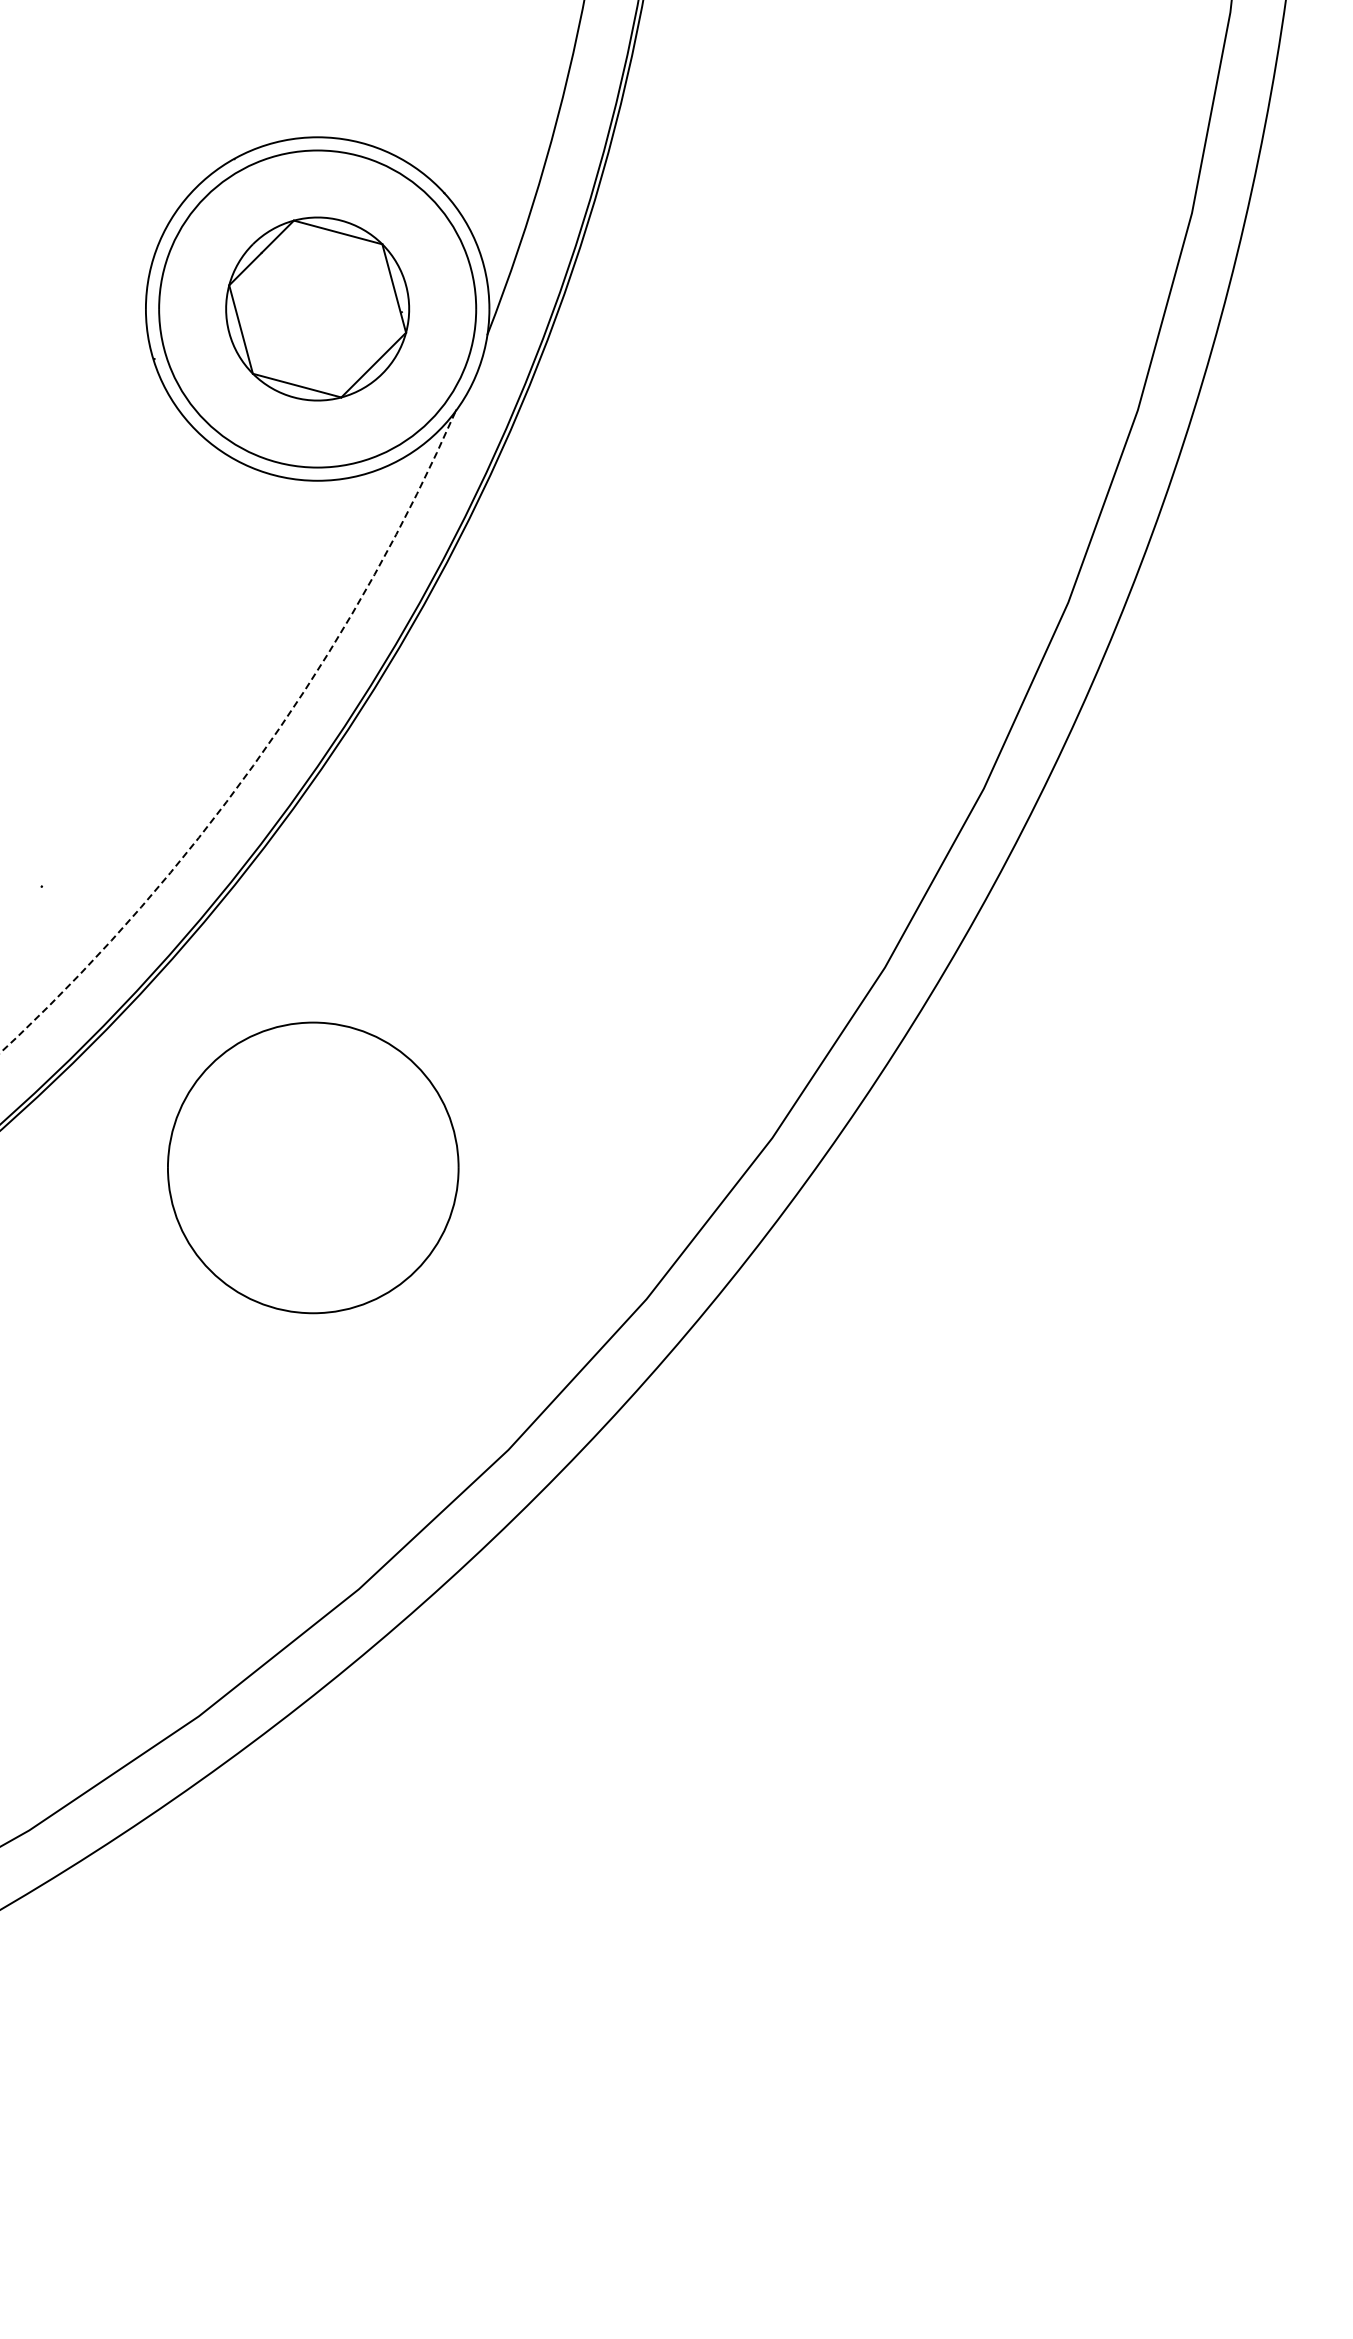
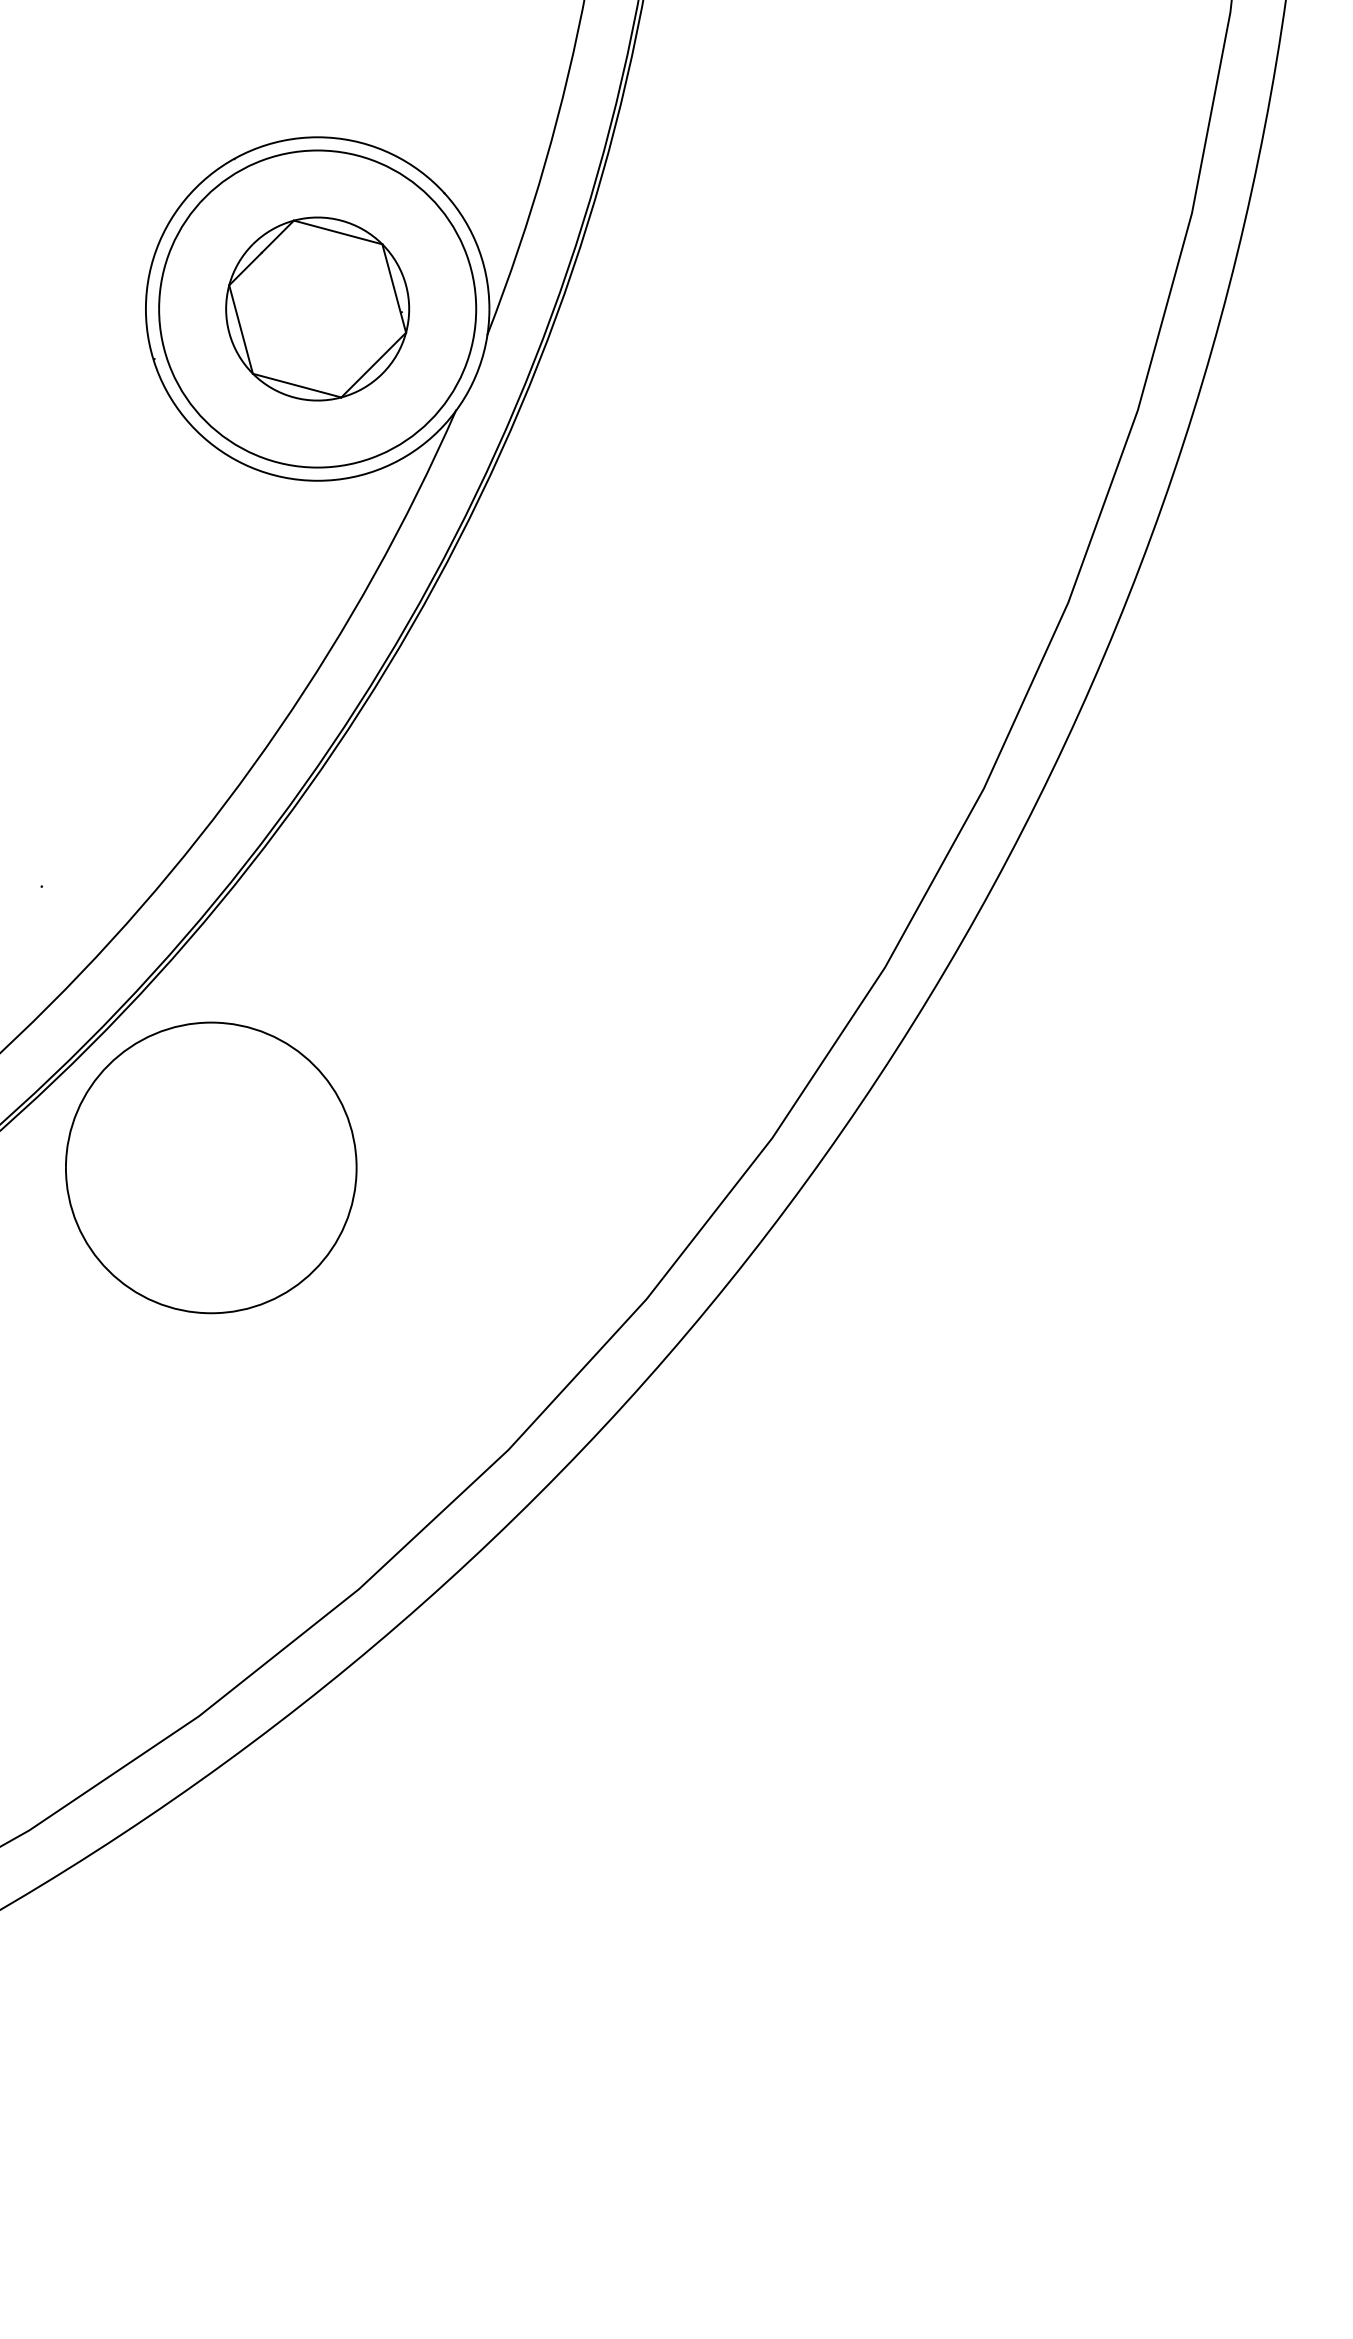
arc: dashed -> solid (260, 755)
part position: (313, 1167) -> (211, 1167) (211, 1167)
